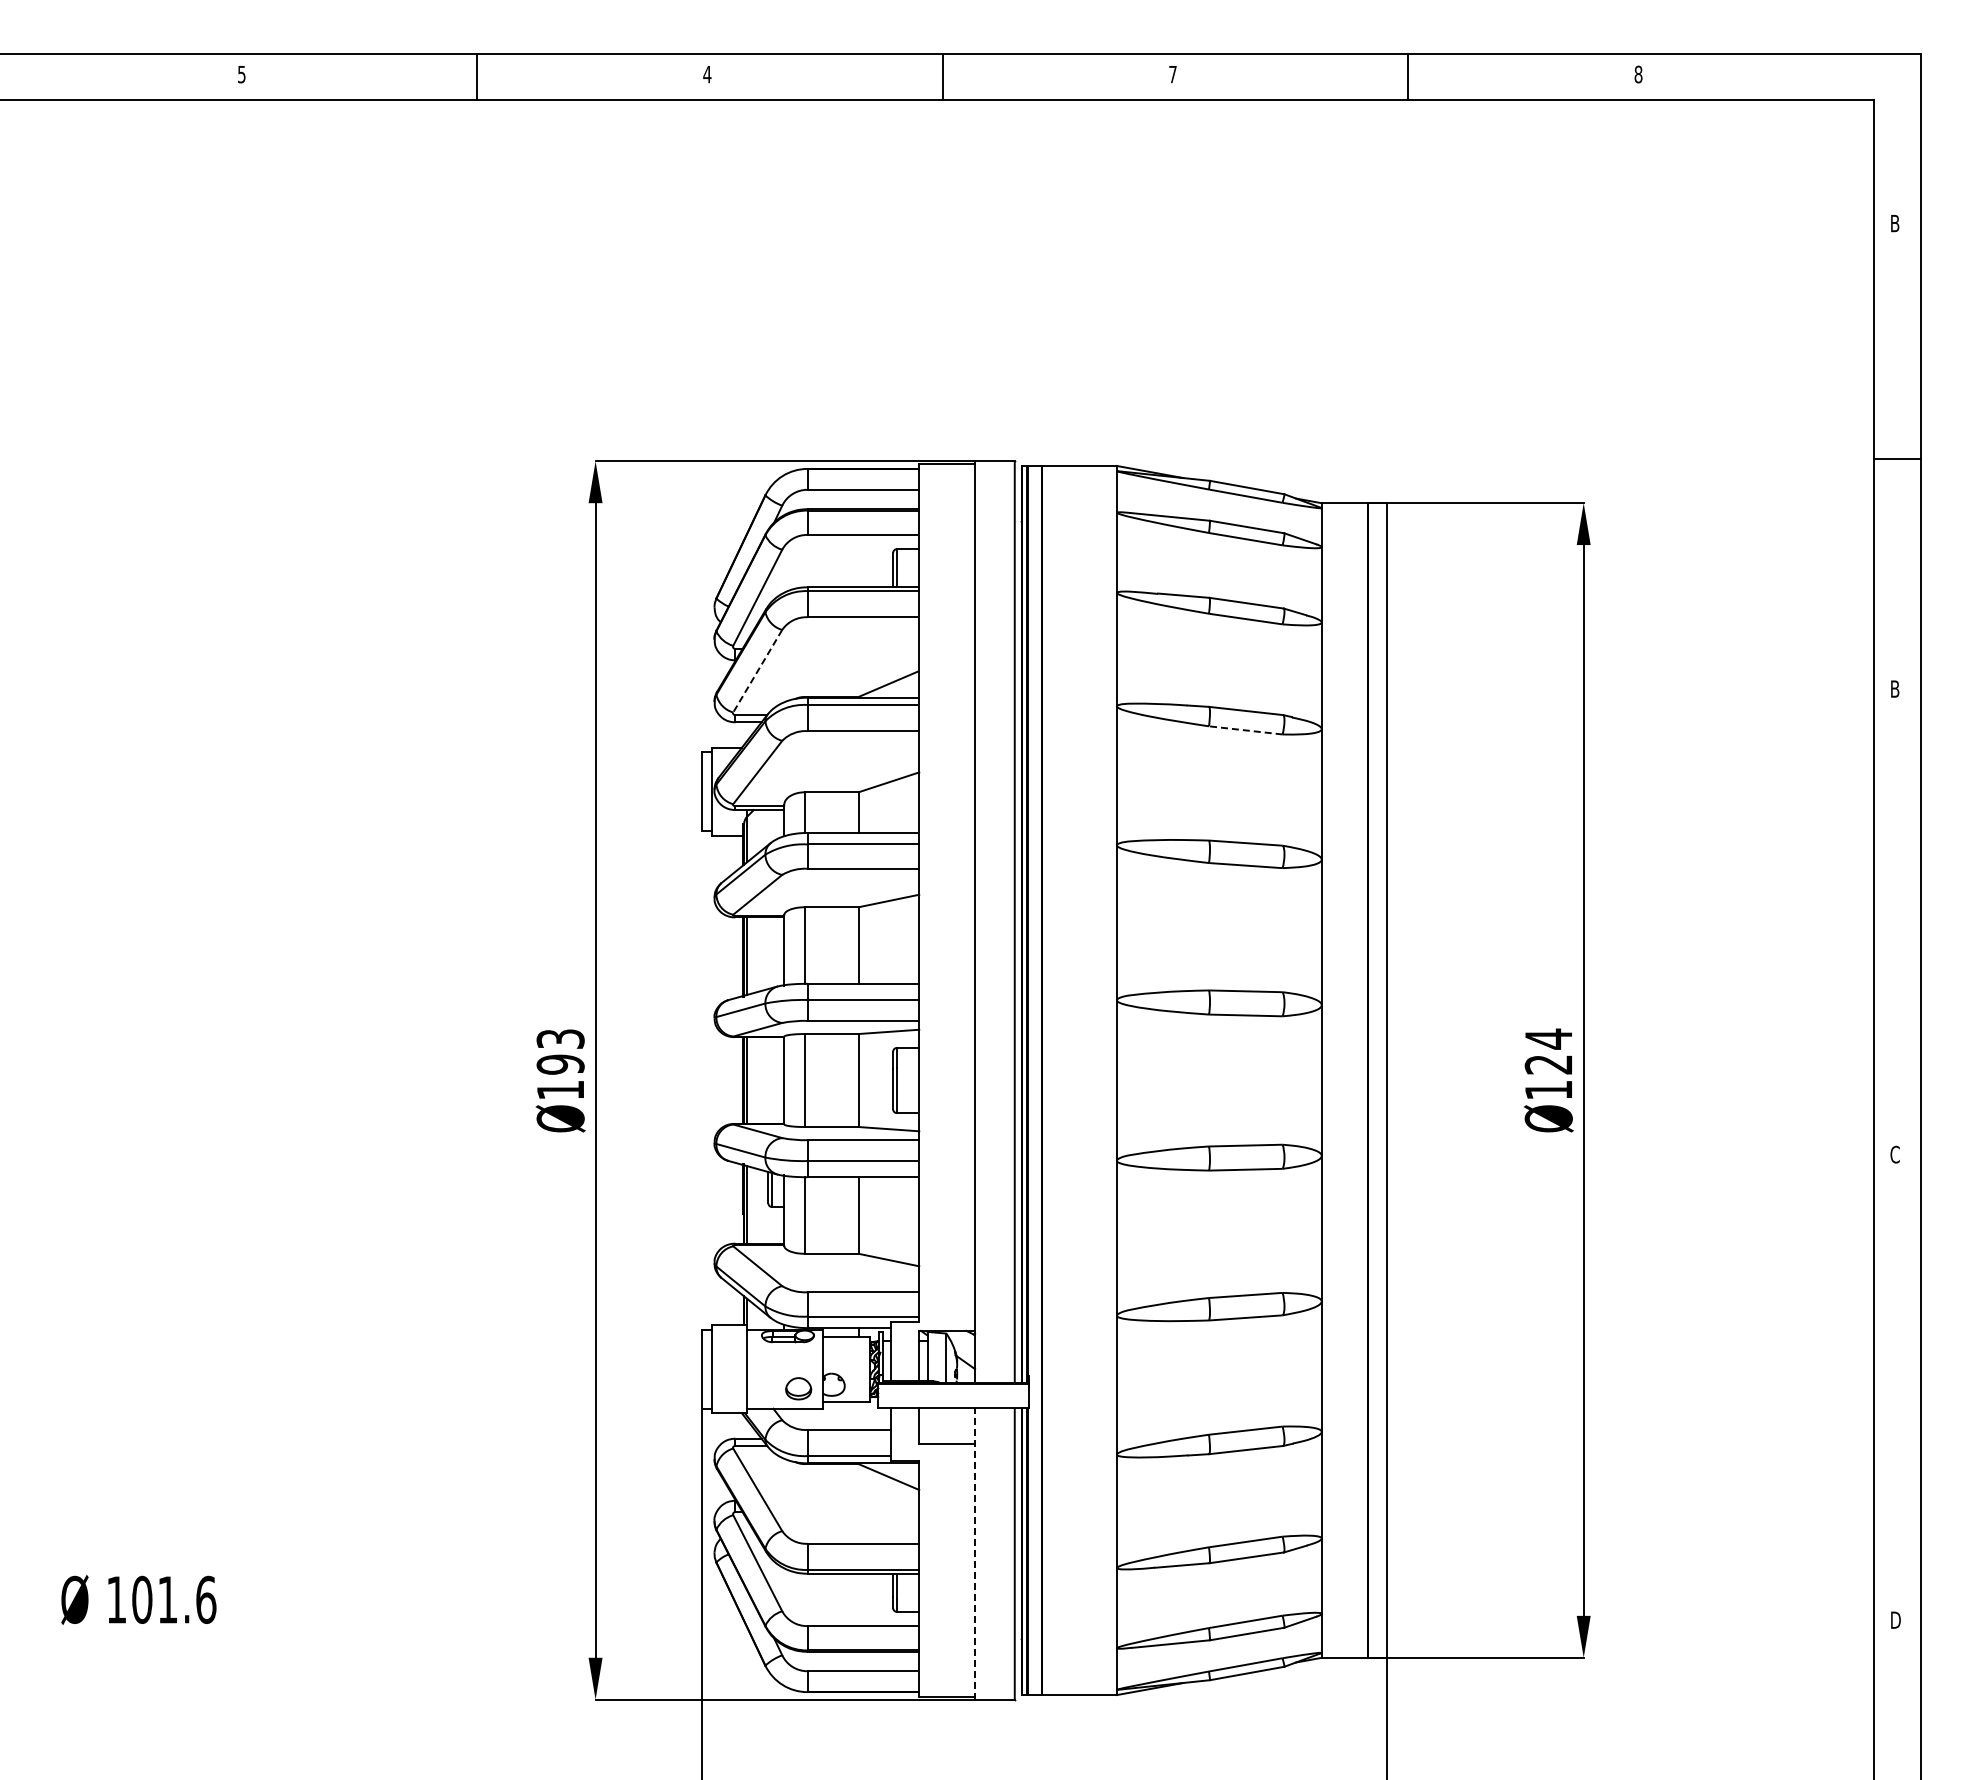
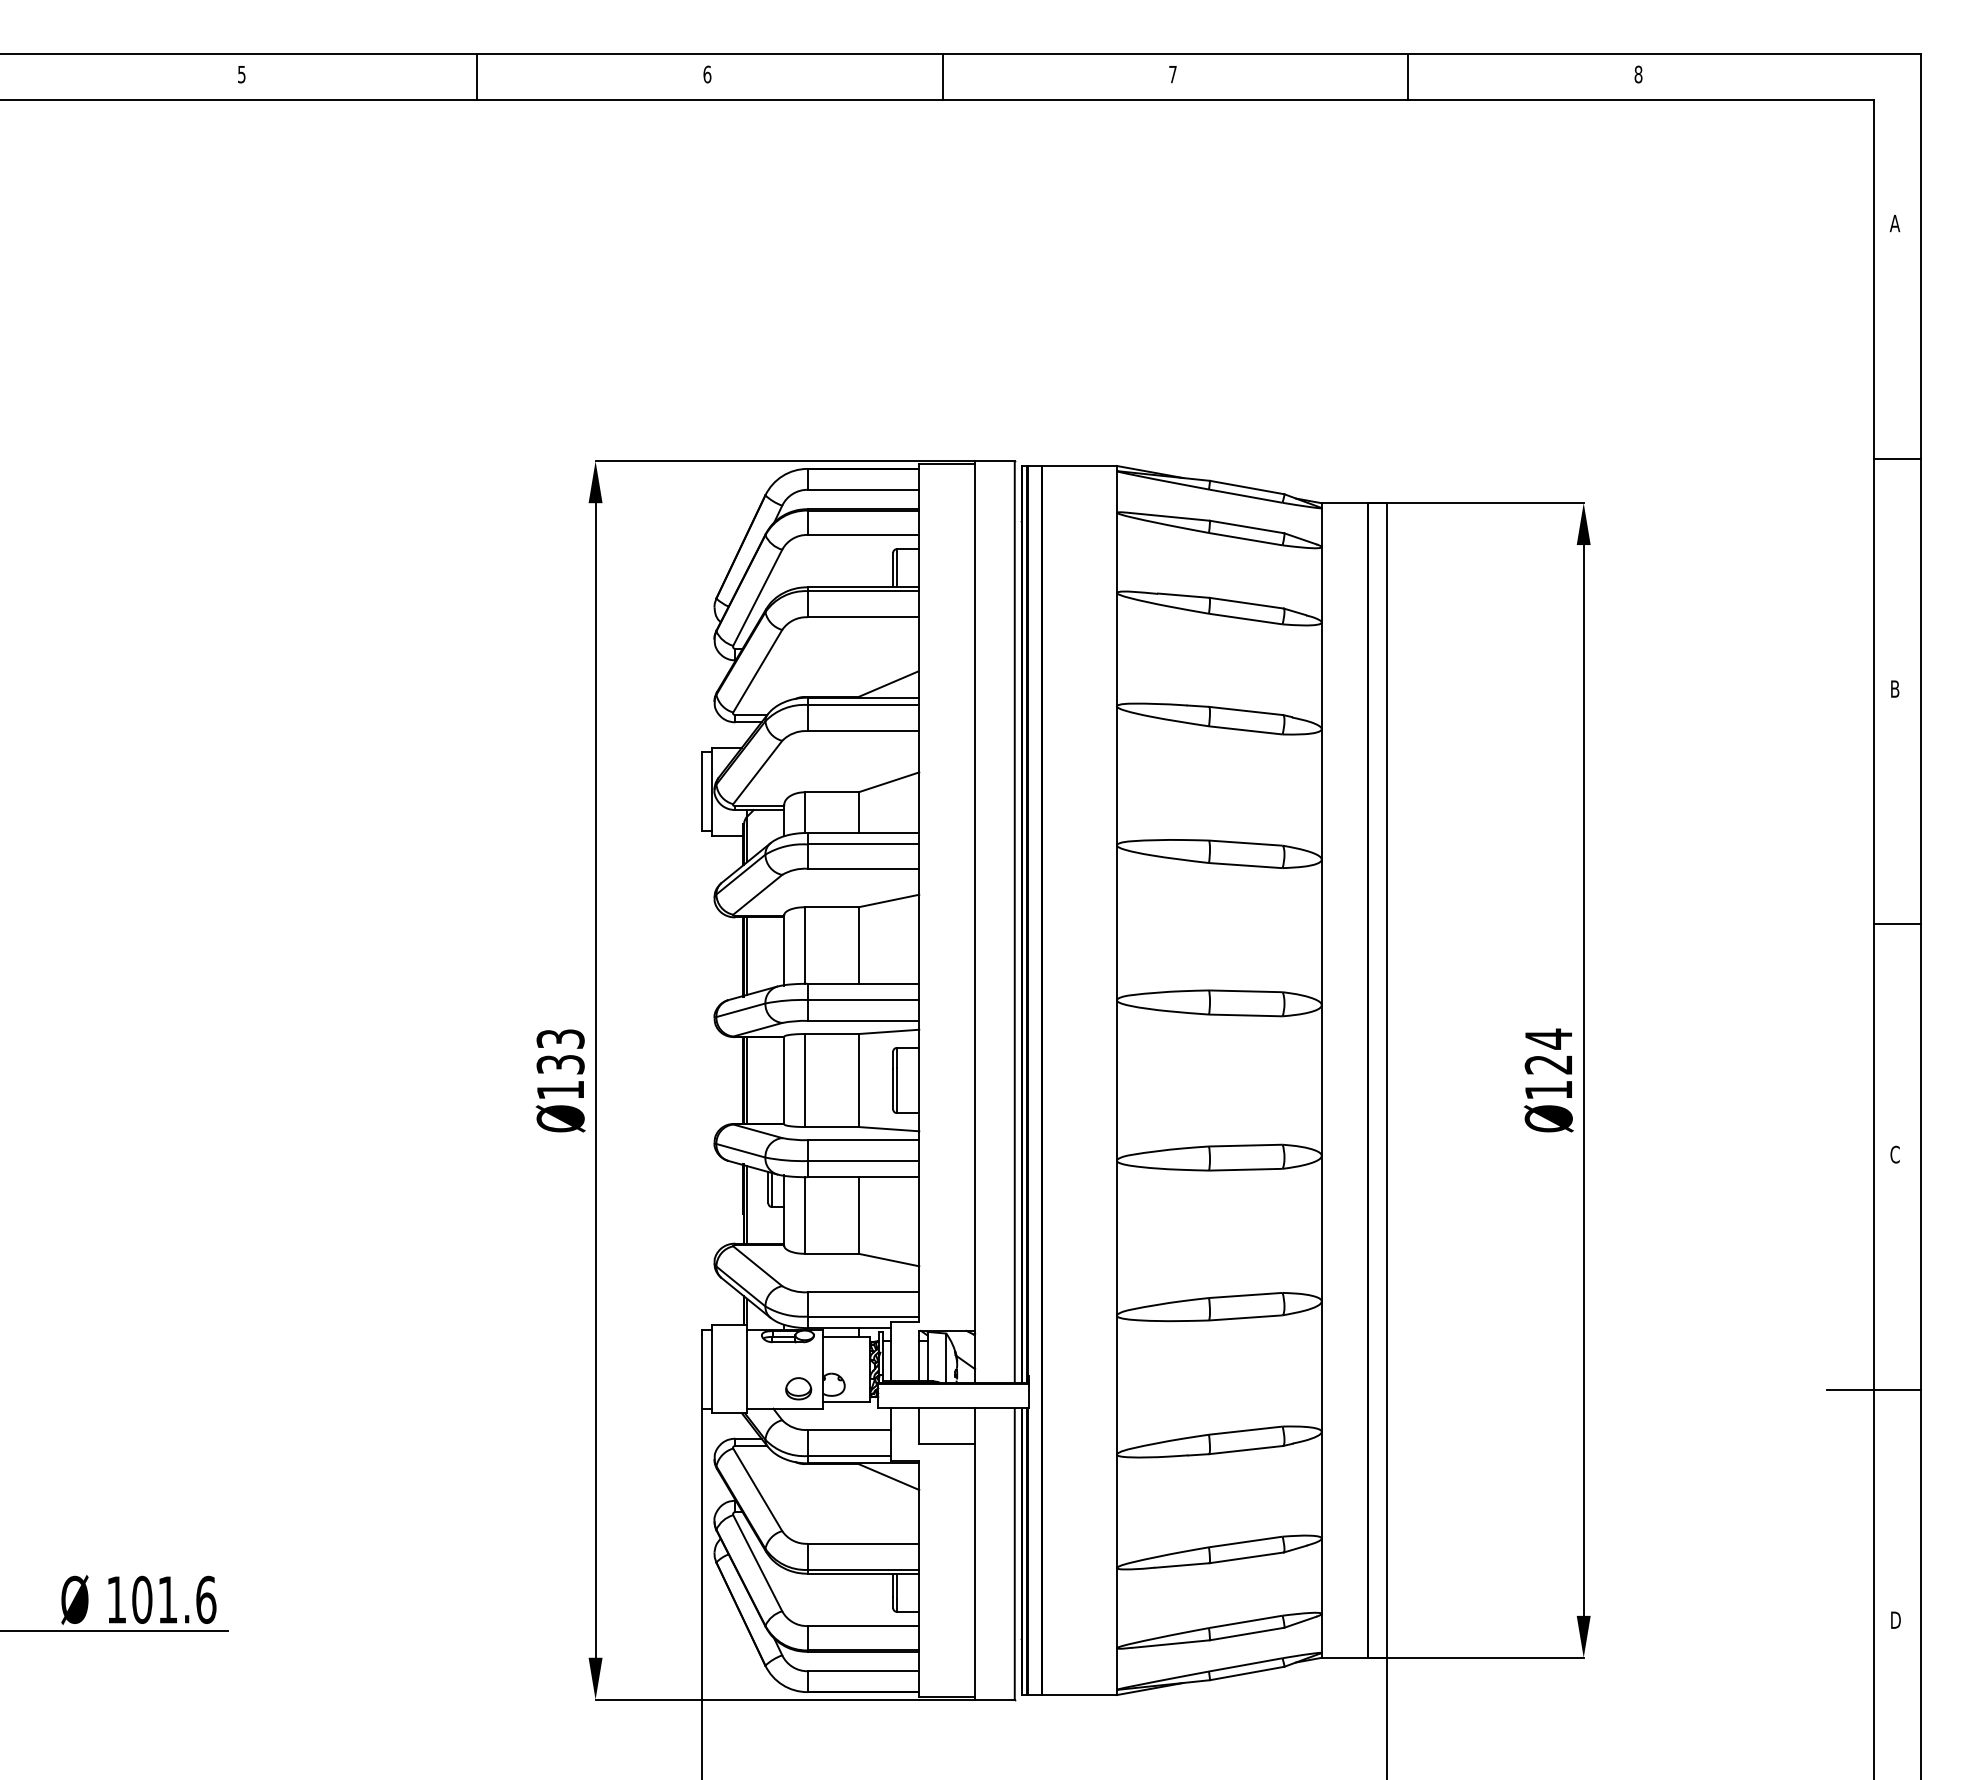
text: 4 -> 6 (707, 74)
text: B -> A (1894, 223)
line: dashed -> solid (757, 671)
line: dashed -> solid (1246, 730)
line: none -> present (1897, 924)
text: Ø193 -> Ø133 (560, 1064)
line: none -> present (1873, 1389)
line: dashed -> solid (975, 1553)
line: none -> present (115, 1630)
